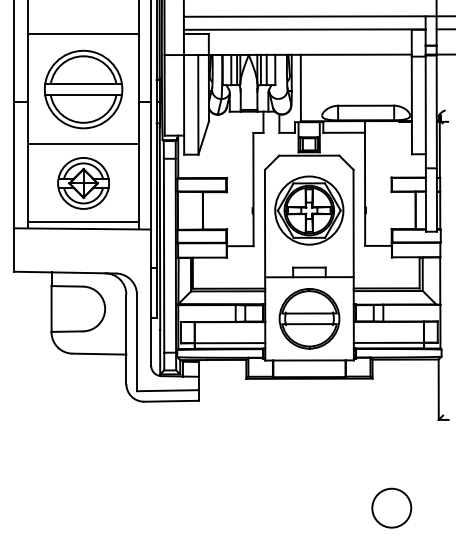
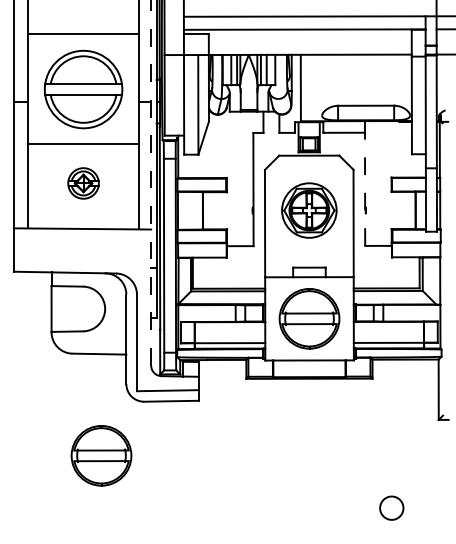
line: solid -> dashed (151, 182)
part size: 53x53 px -> 33x33 px (83, 183)
line: solid -> dashed (365, 189)
part size: 71x71 px -> 57x57 px (309, 210)
line: present -> none (83, 222)
part: none -> present (101, 455)
circle diameter: 39 px -> 23 px (391, 507)
